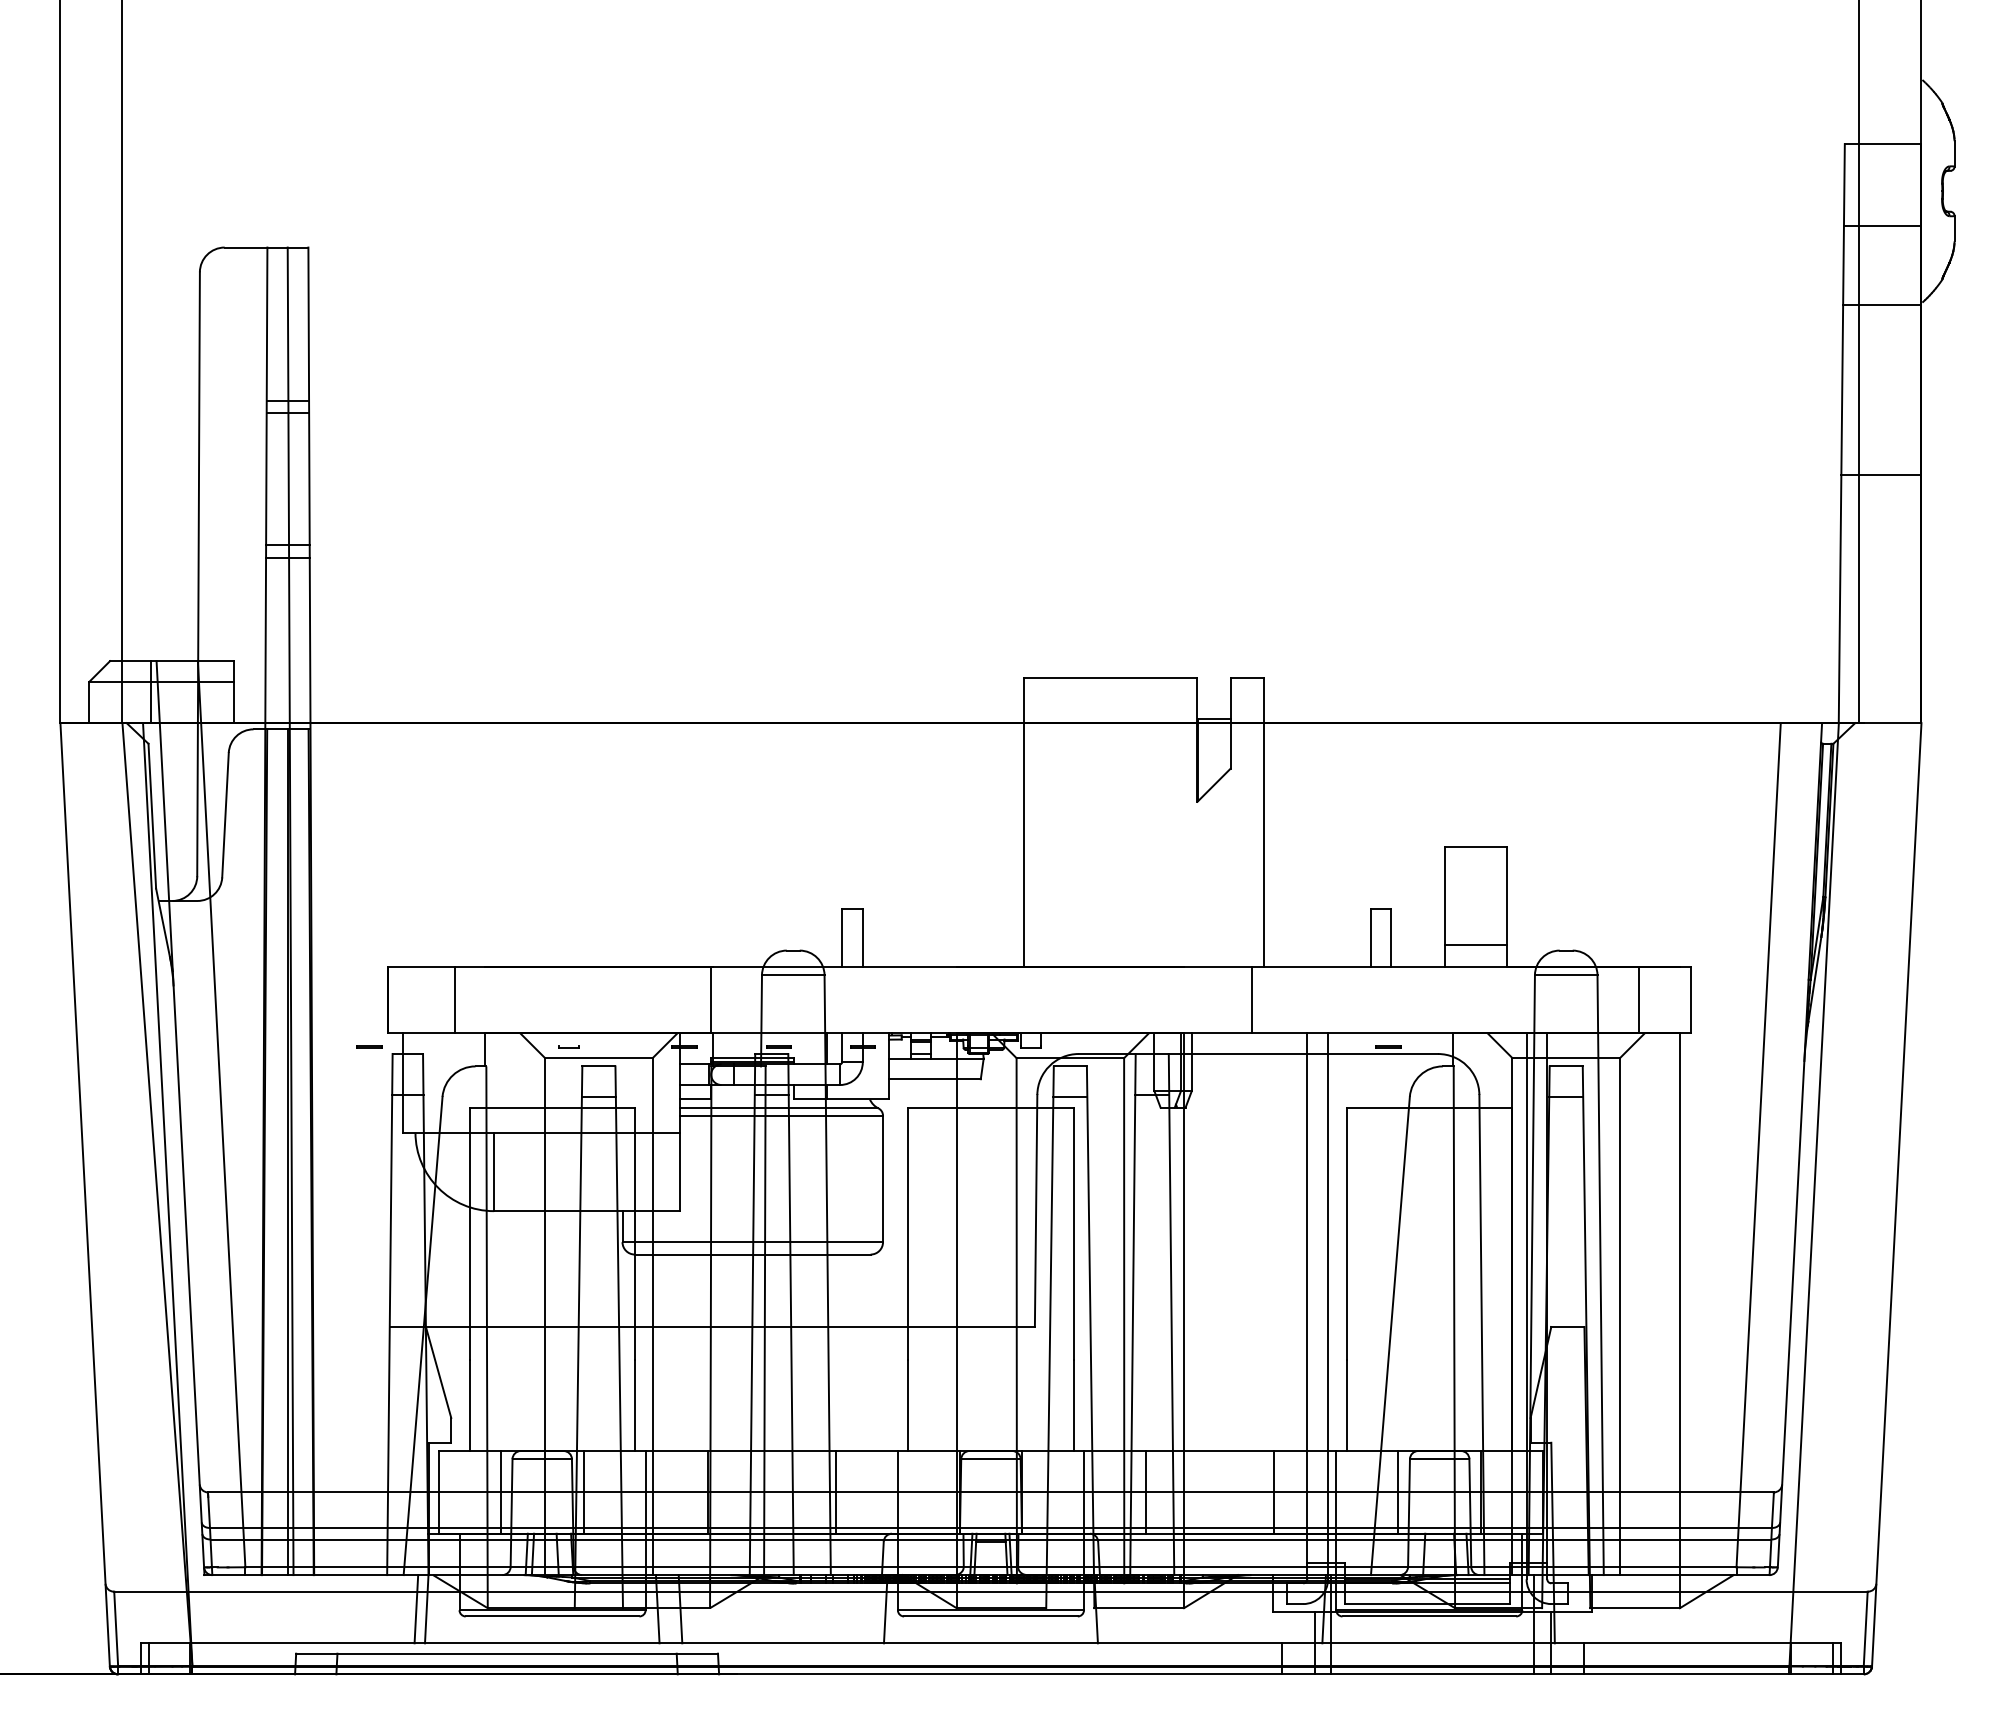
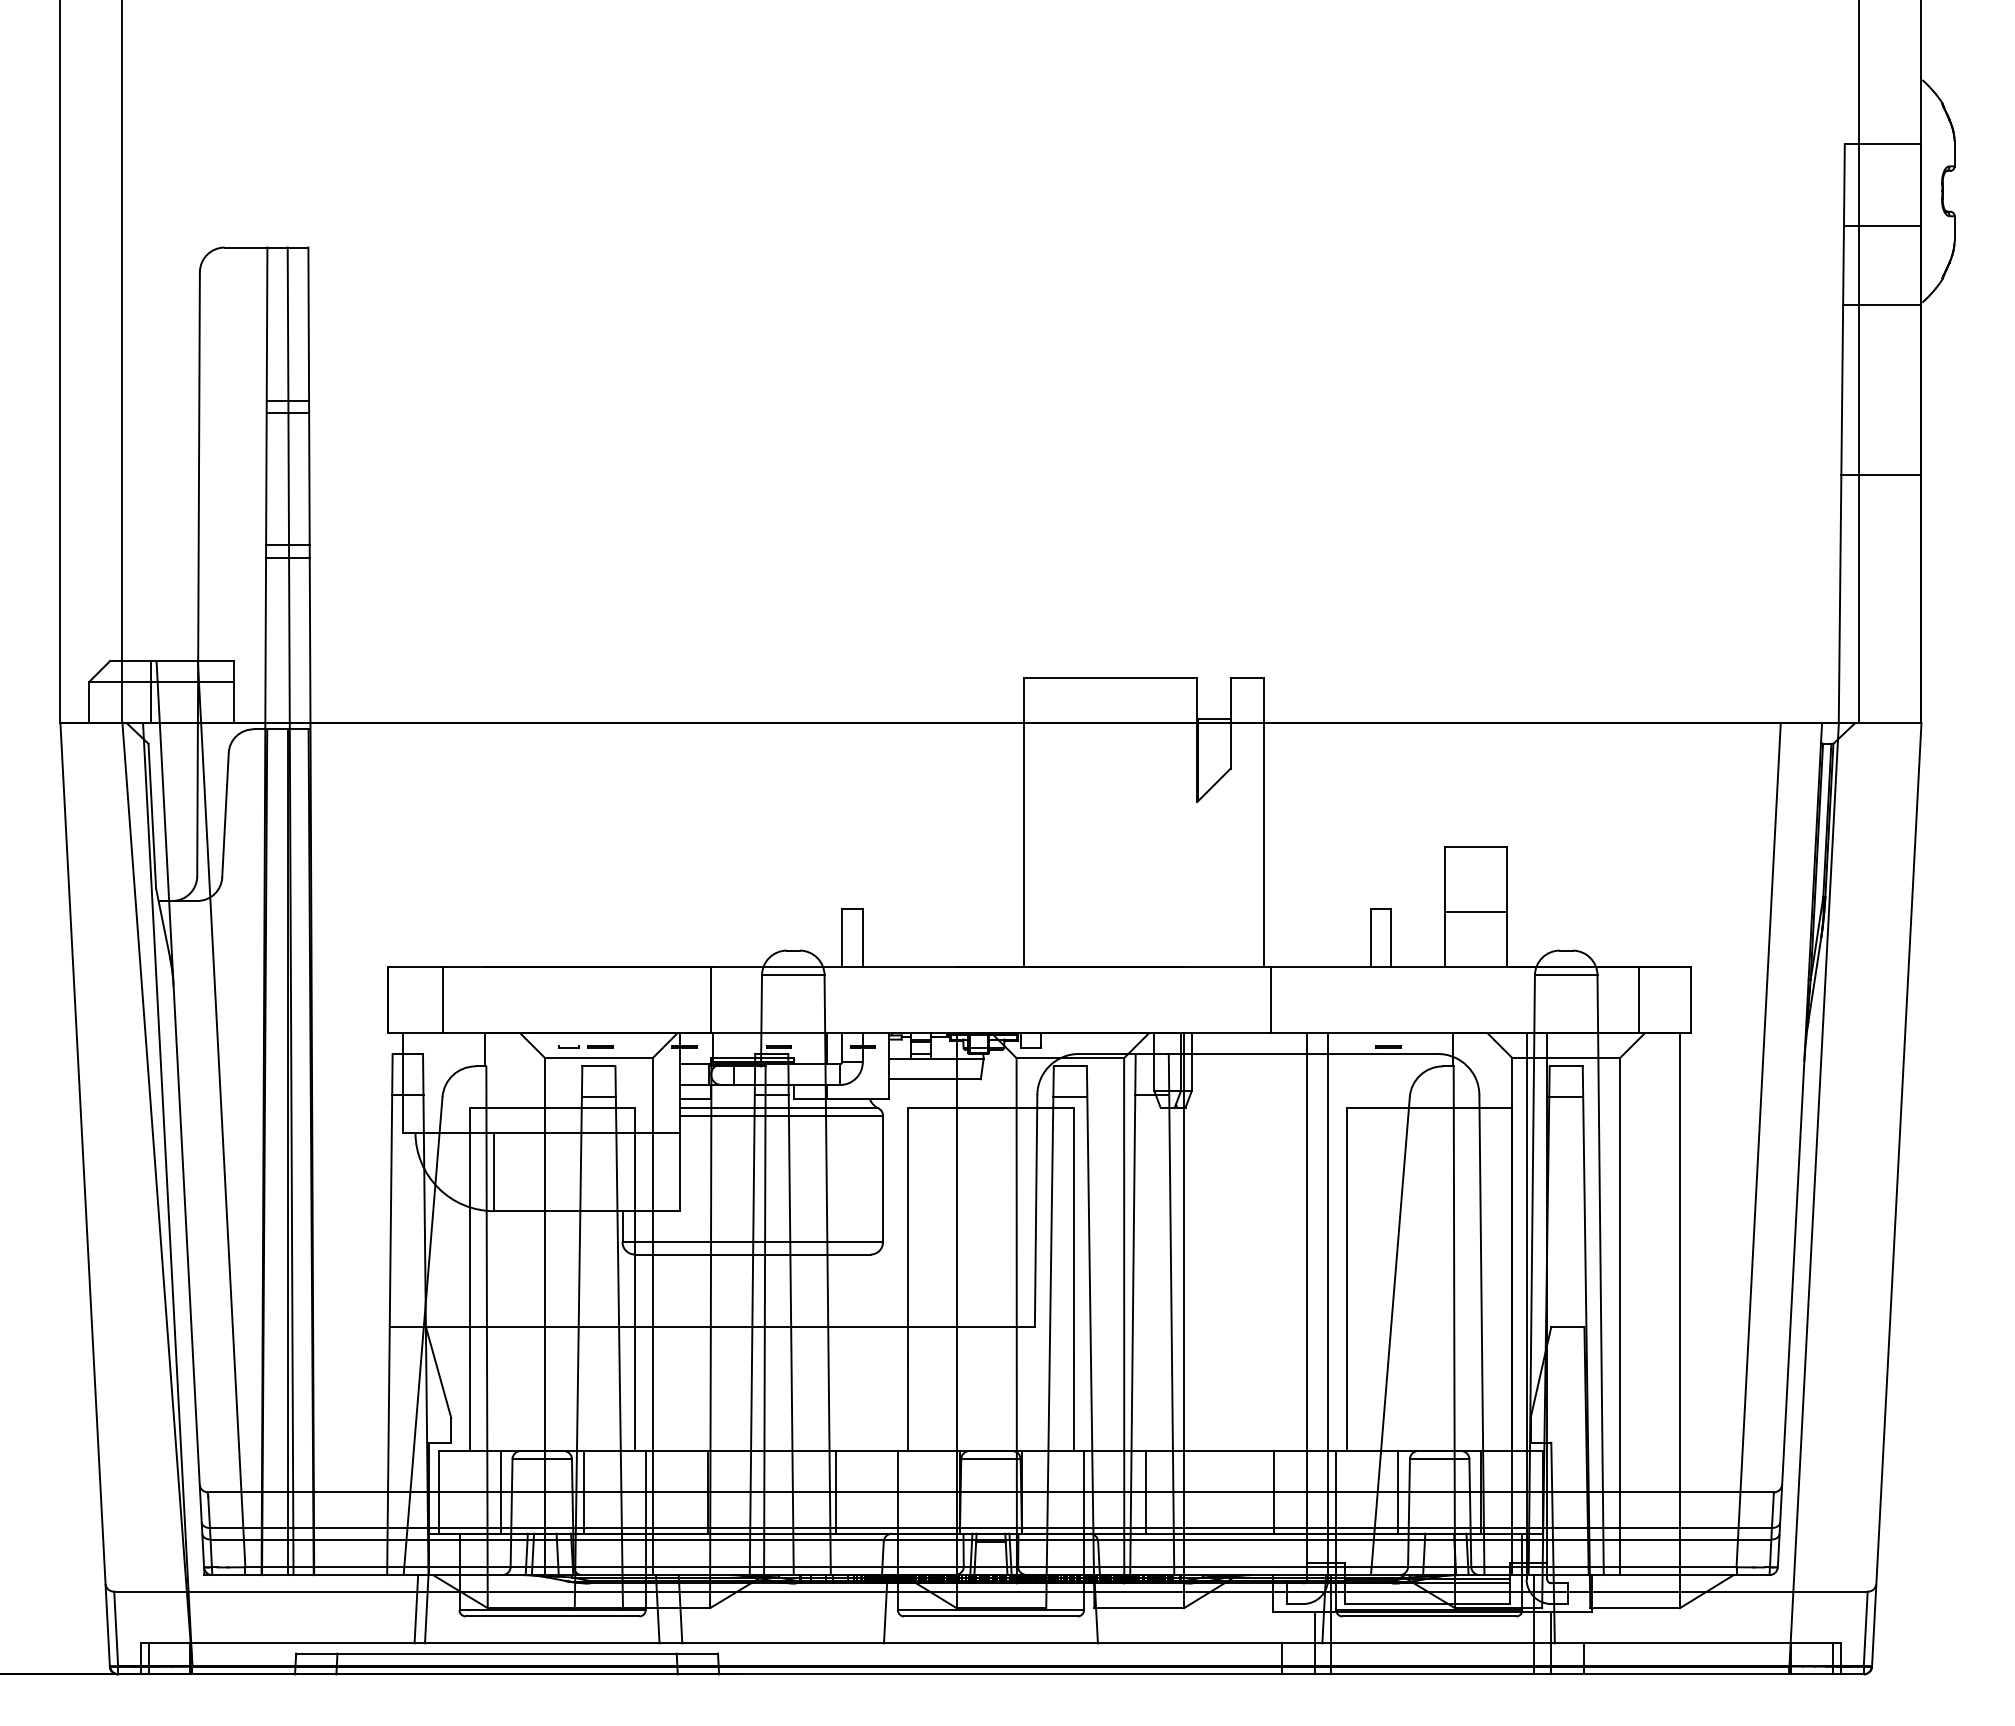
line position: (1476, 944) -> (1476, 911) (1476, 911)
line position: (454, 1000) -> (442, 1000) (442, 1000)
line position: (1251, 1000) -> (1270, 1000) (1270, 1000)
line position: (369, 1046) -> (600, 1046) (600, 1046)
